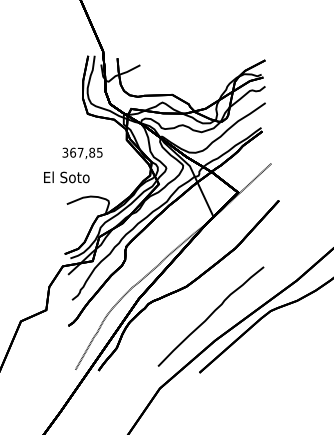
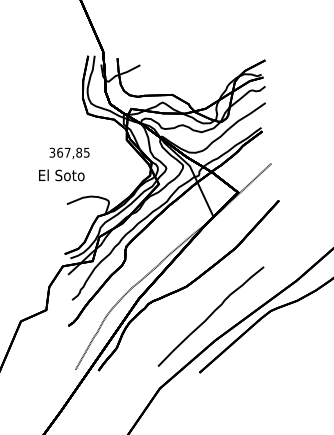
text position: (82, 152) -> (69, 152) (69, 152)
text position: (66, 177) -> (61, 175) (61, 175)
